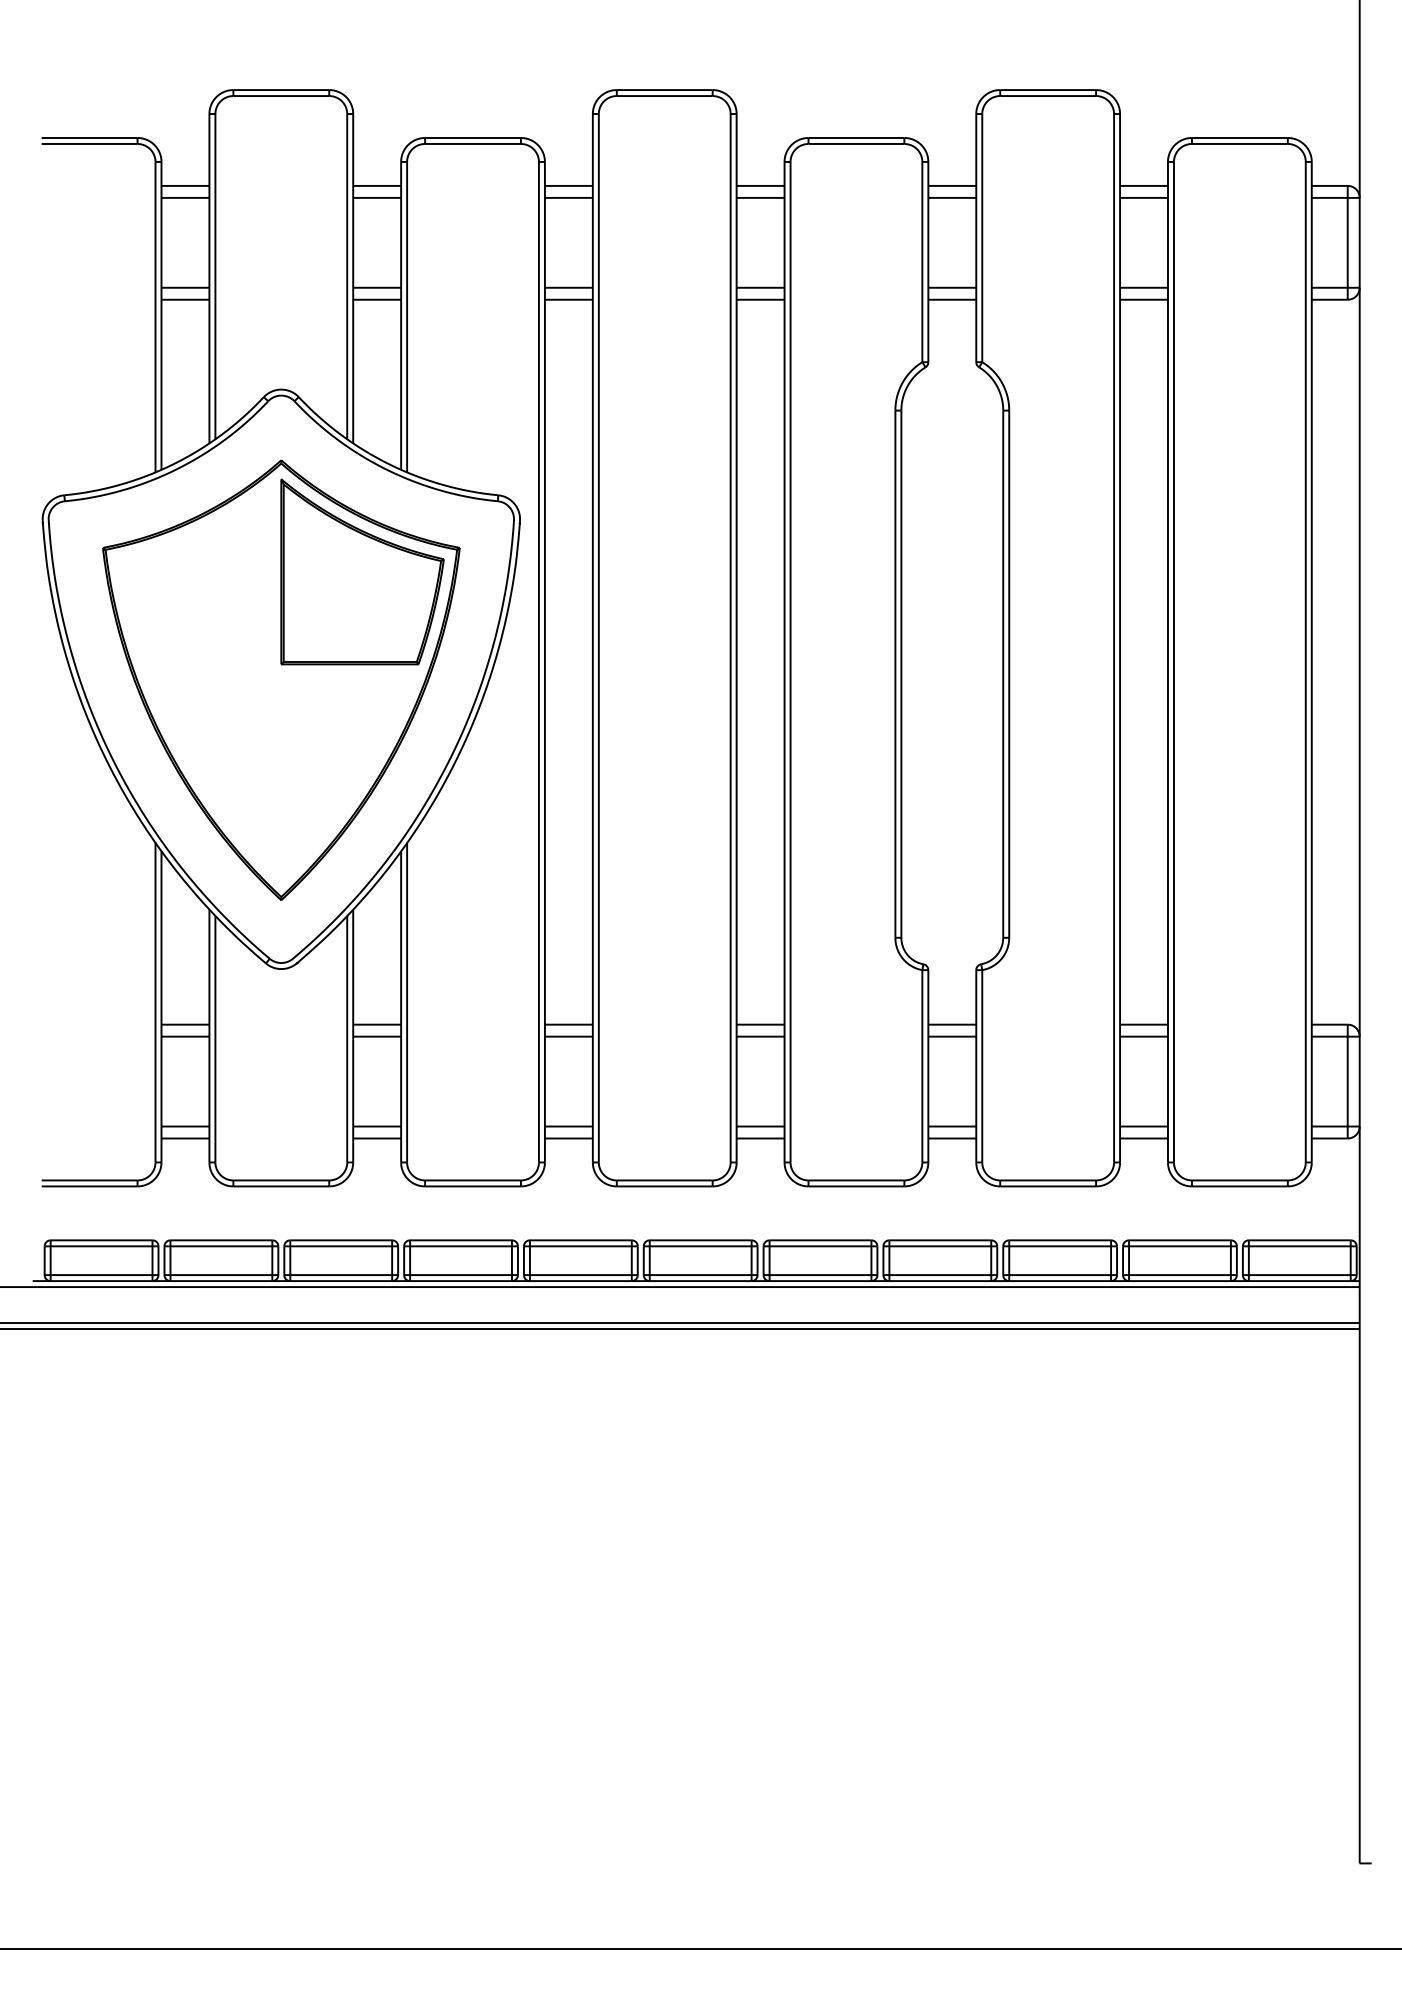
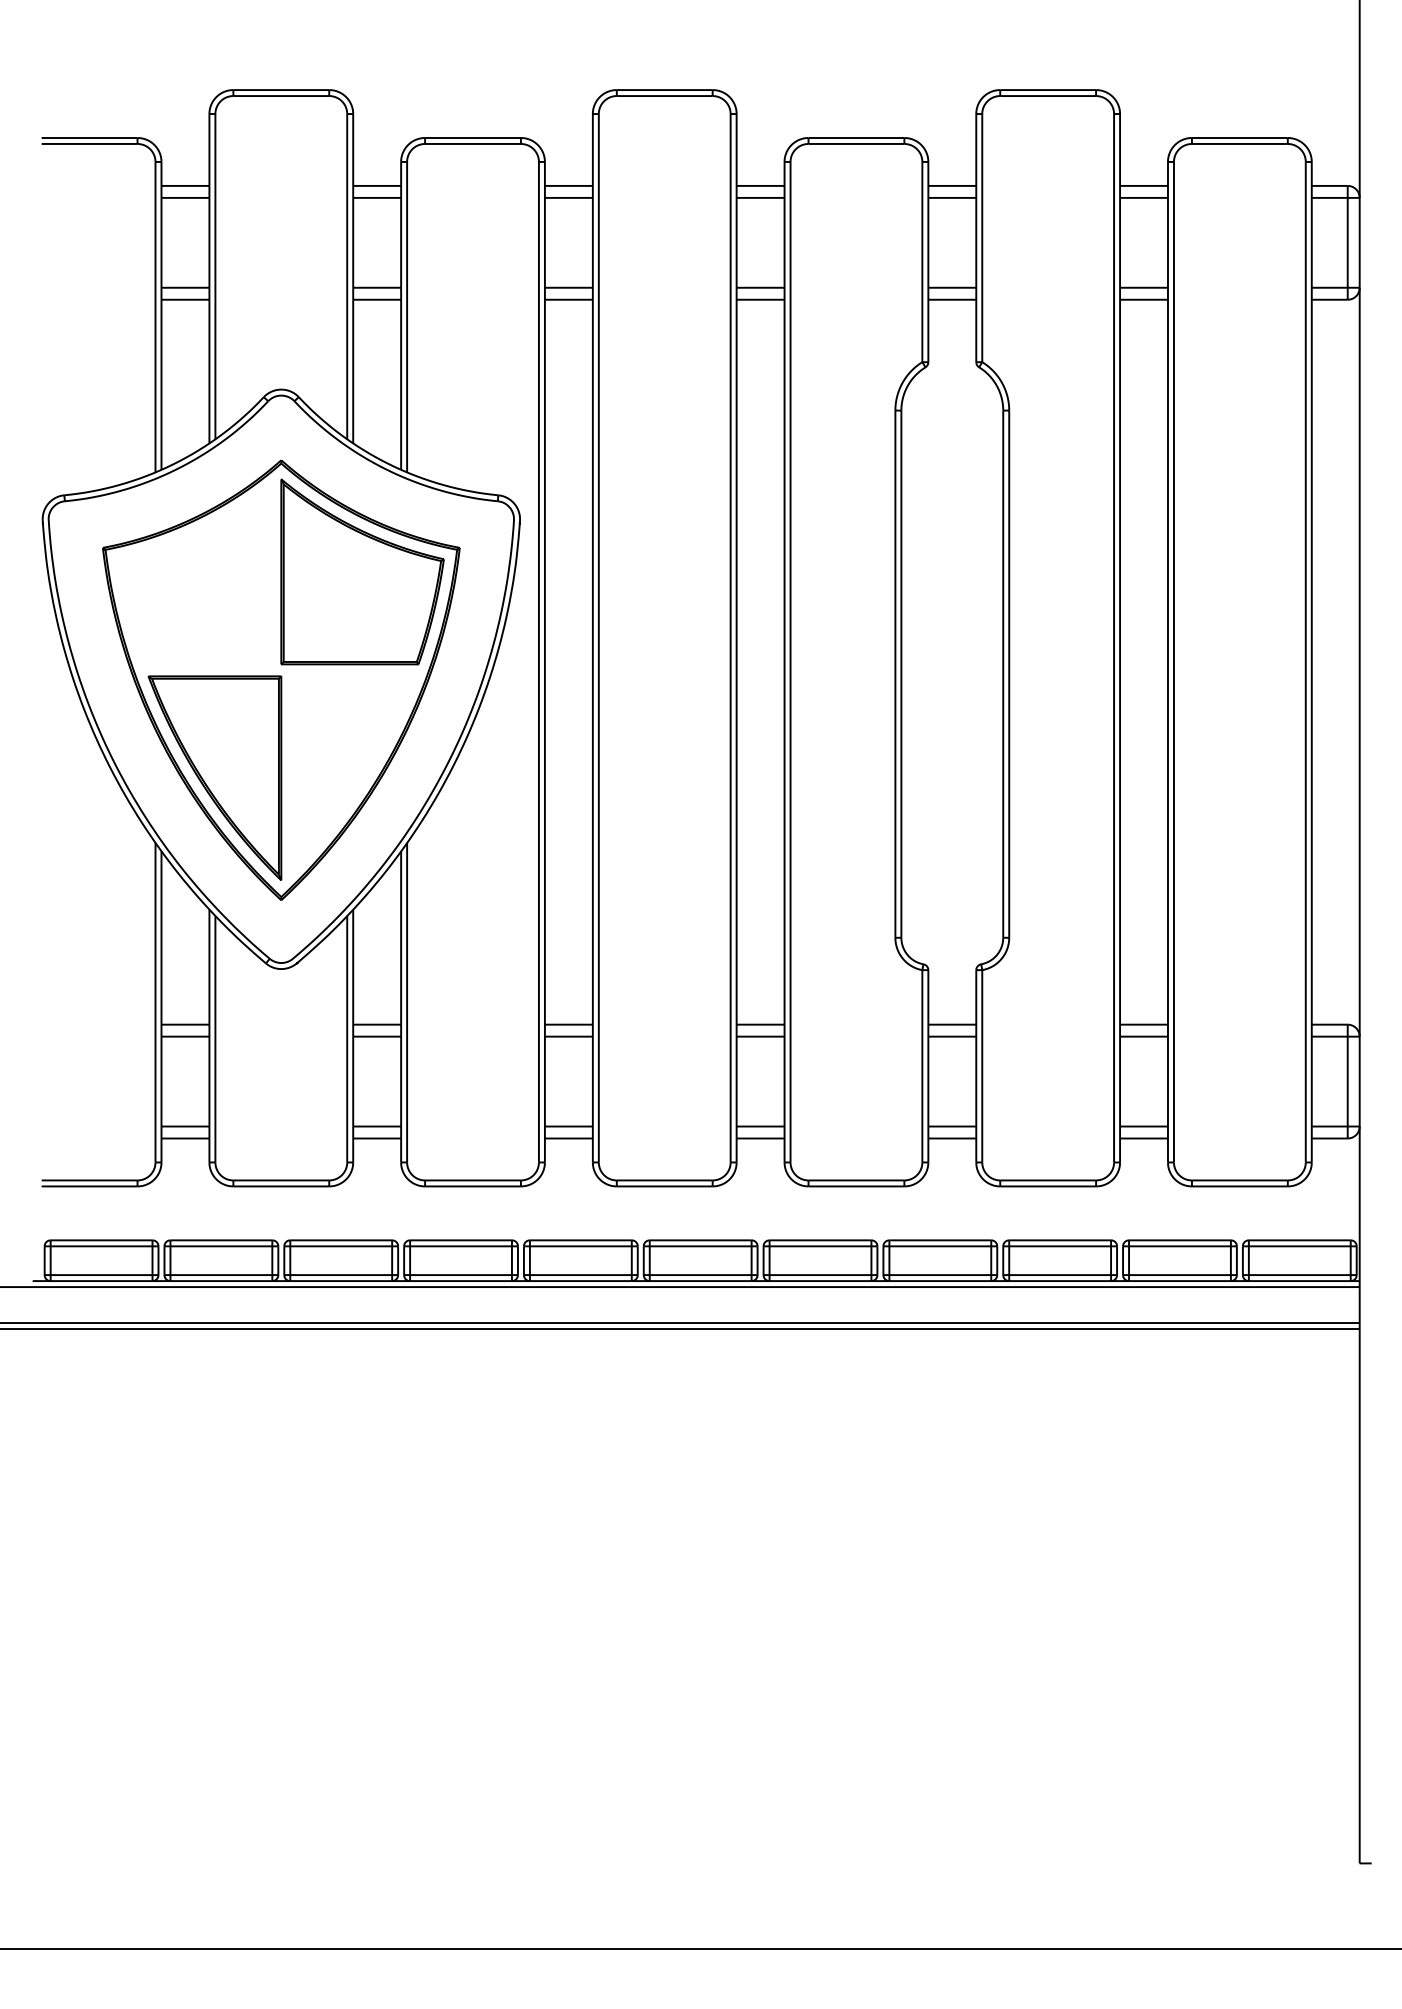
part: none -> present (214, 777)
